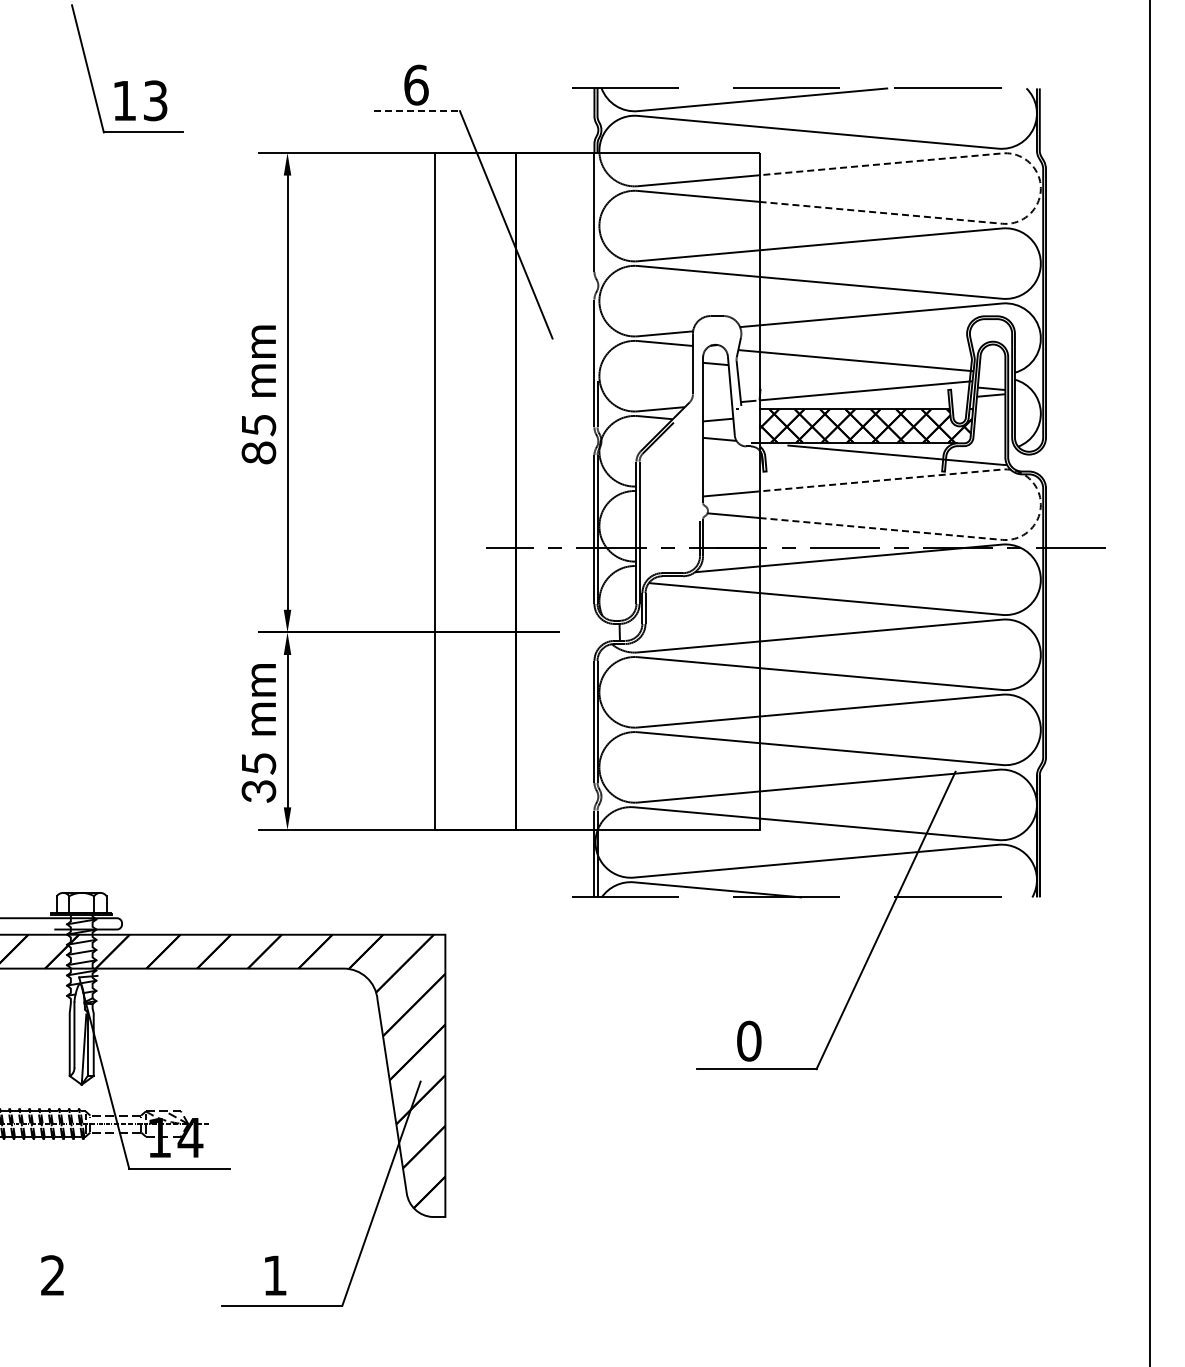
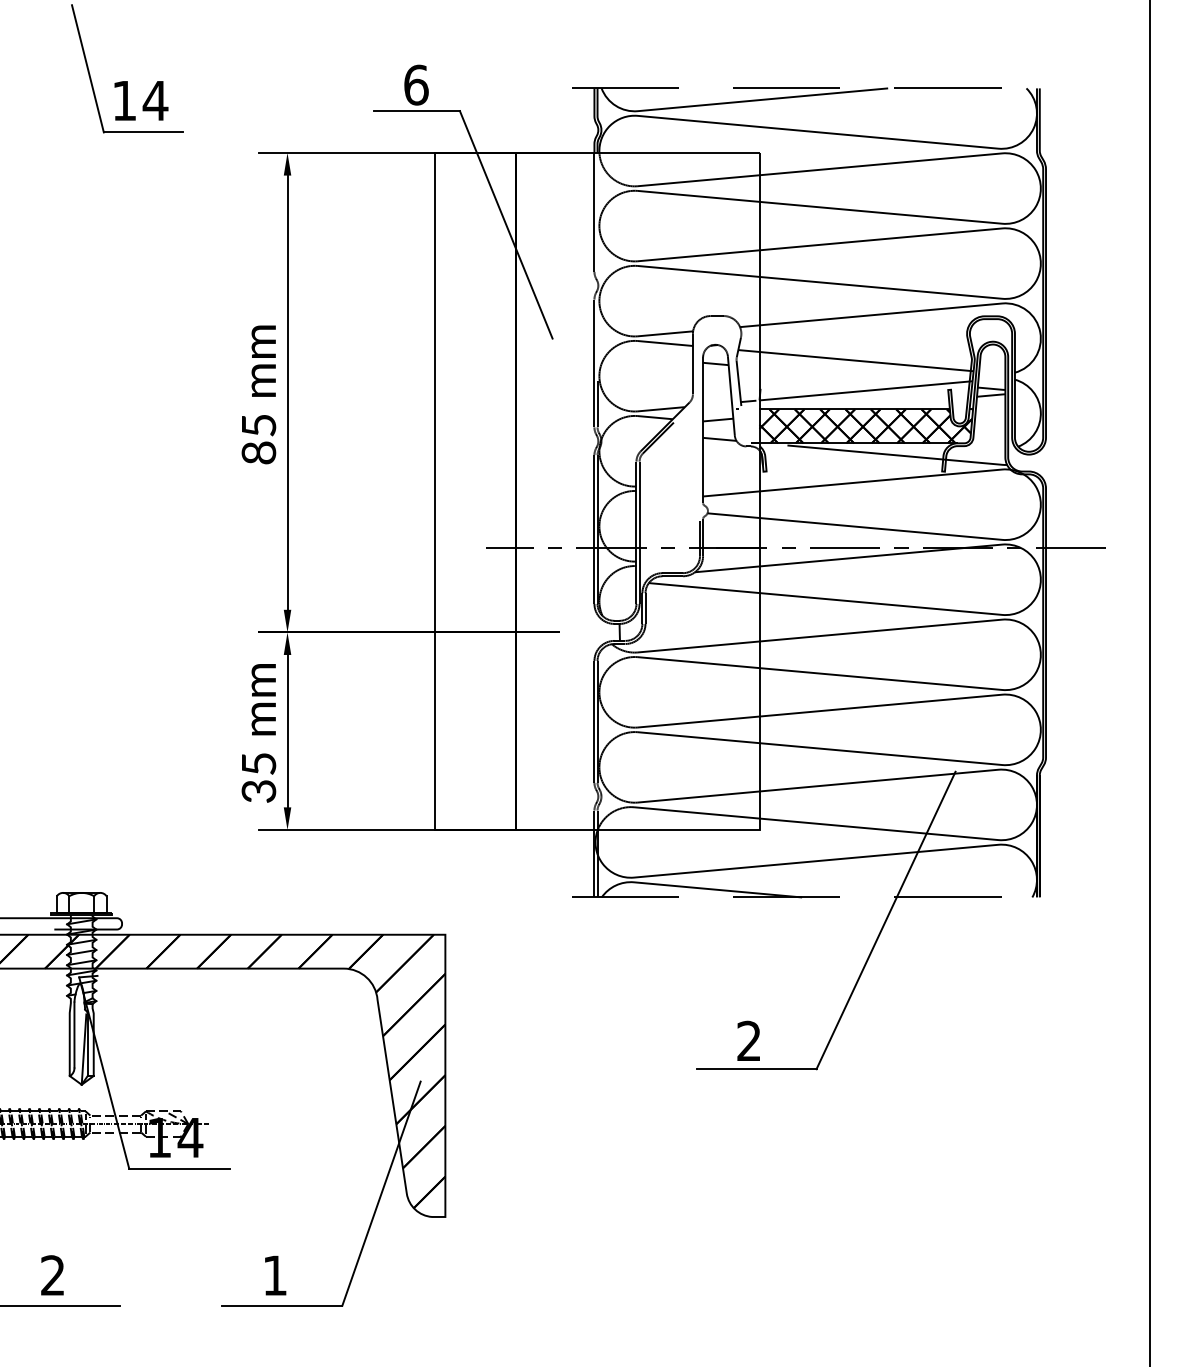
text: 13 -> 14 (155, 100)
line: dashed -> solid (417, 111)
line: dashed -> solid (1040, 188)
line: dashed -> solid (1040, 504)
text: 0 -> 2 (749, 1040)
line: none -> present (61, 1305)
